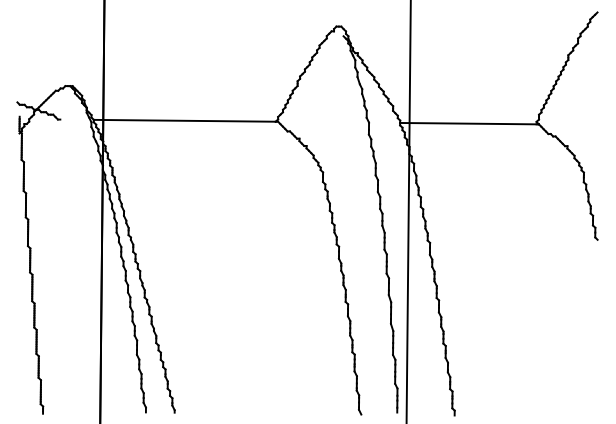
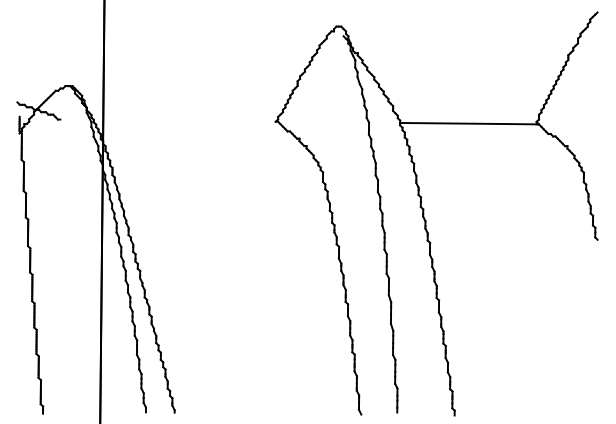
line: present -> none (184, 120)
line: present -> none (408, 211)
